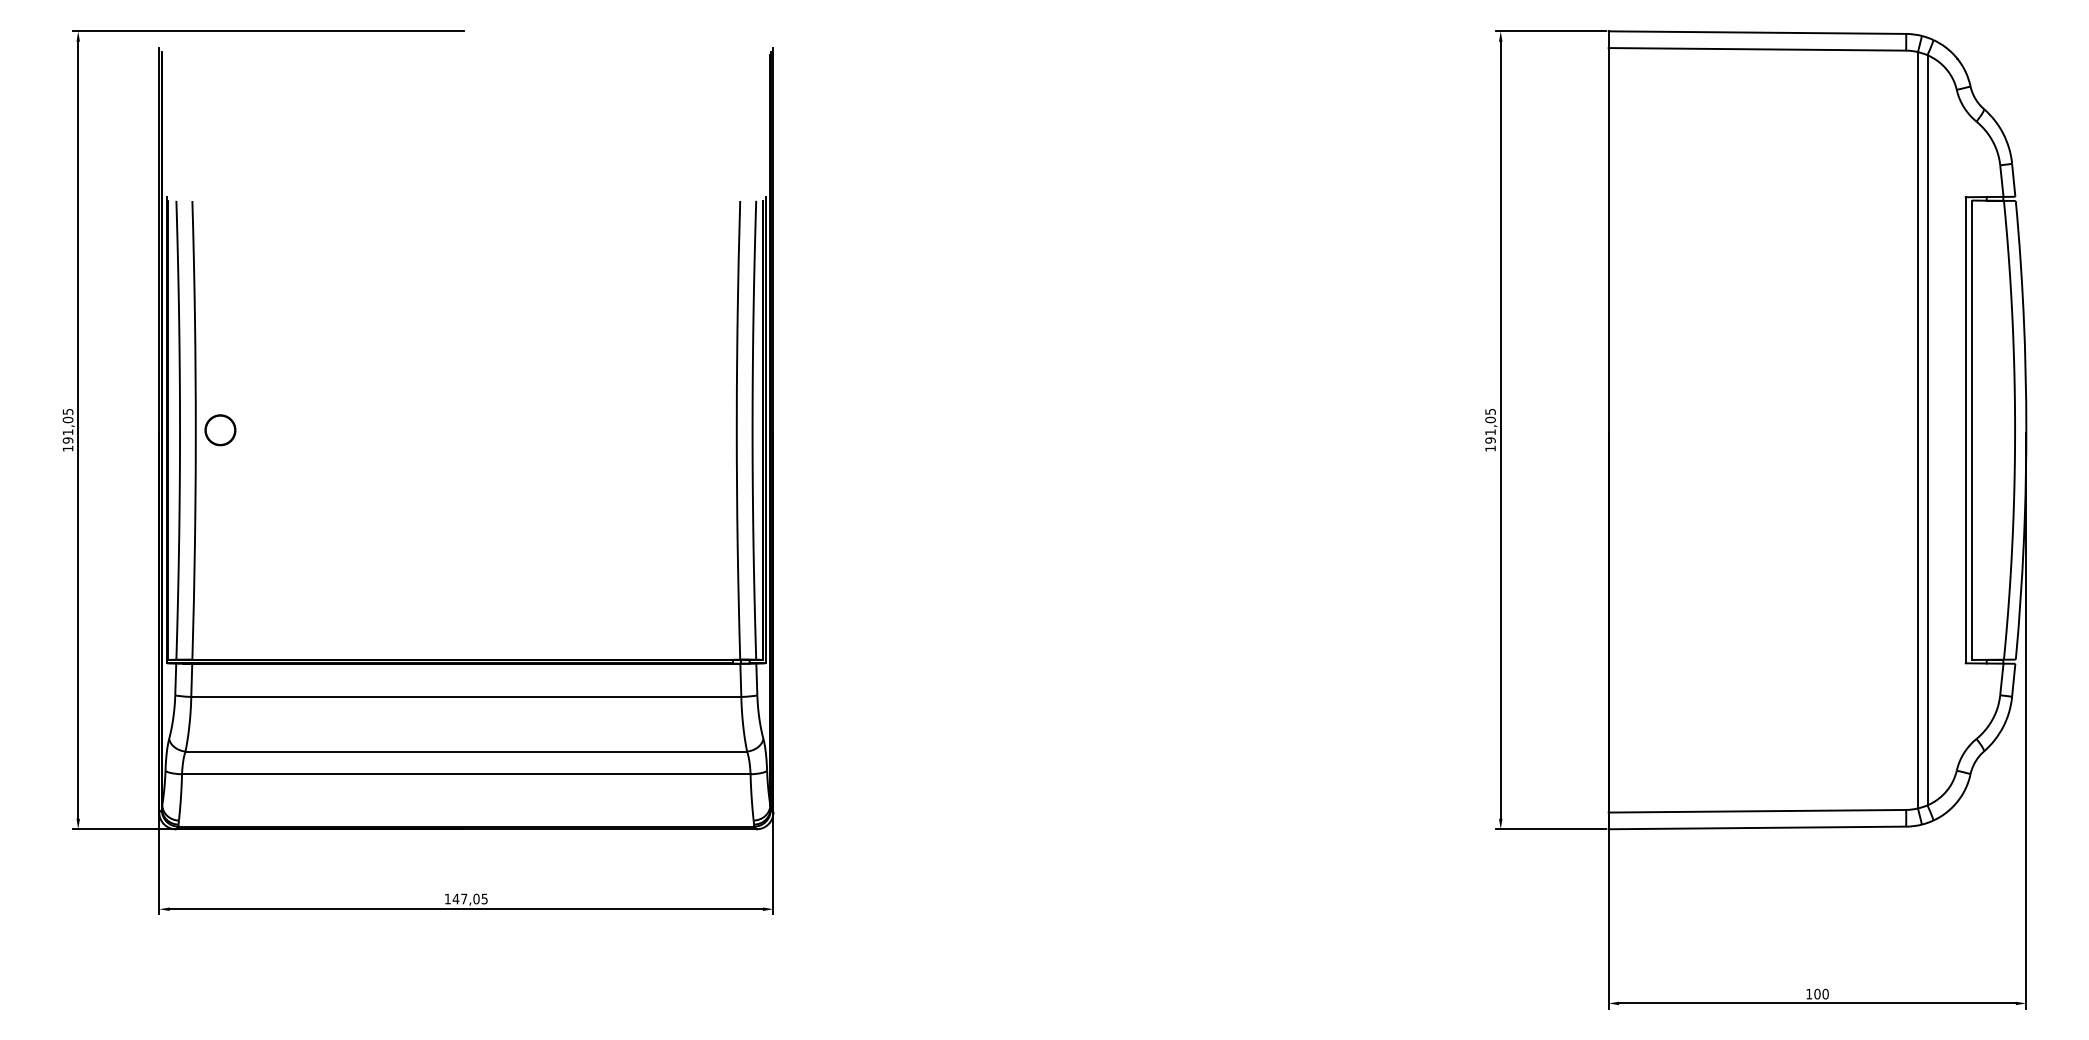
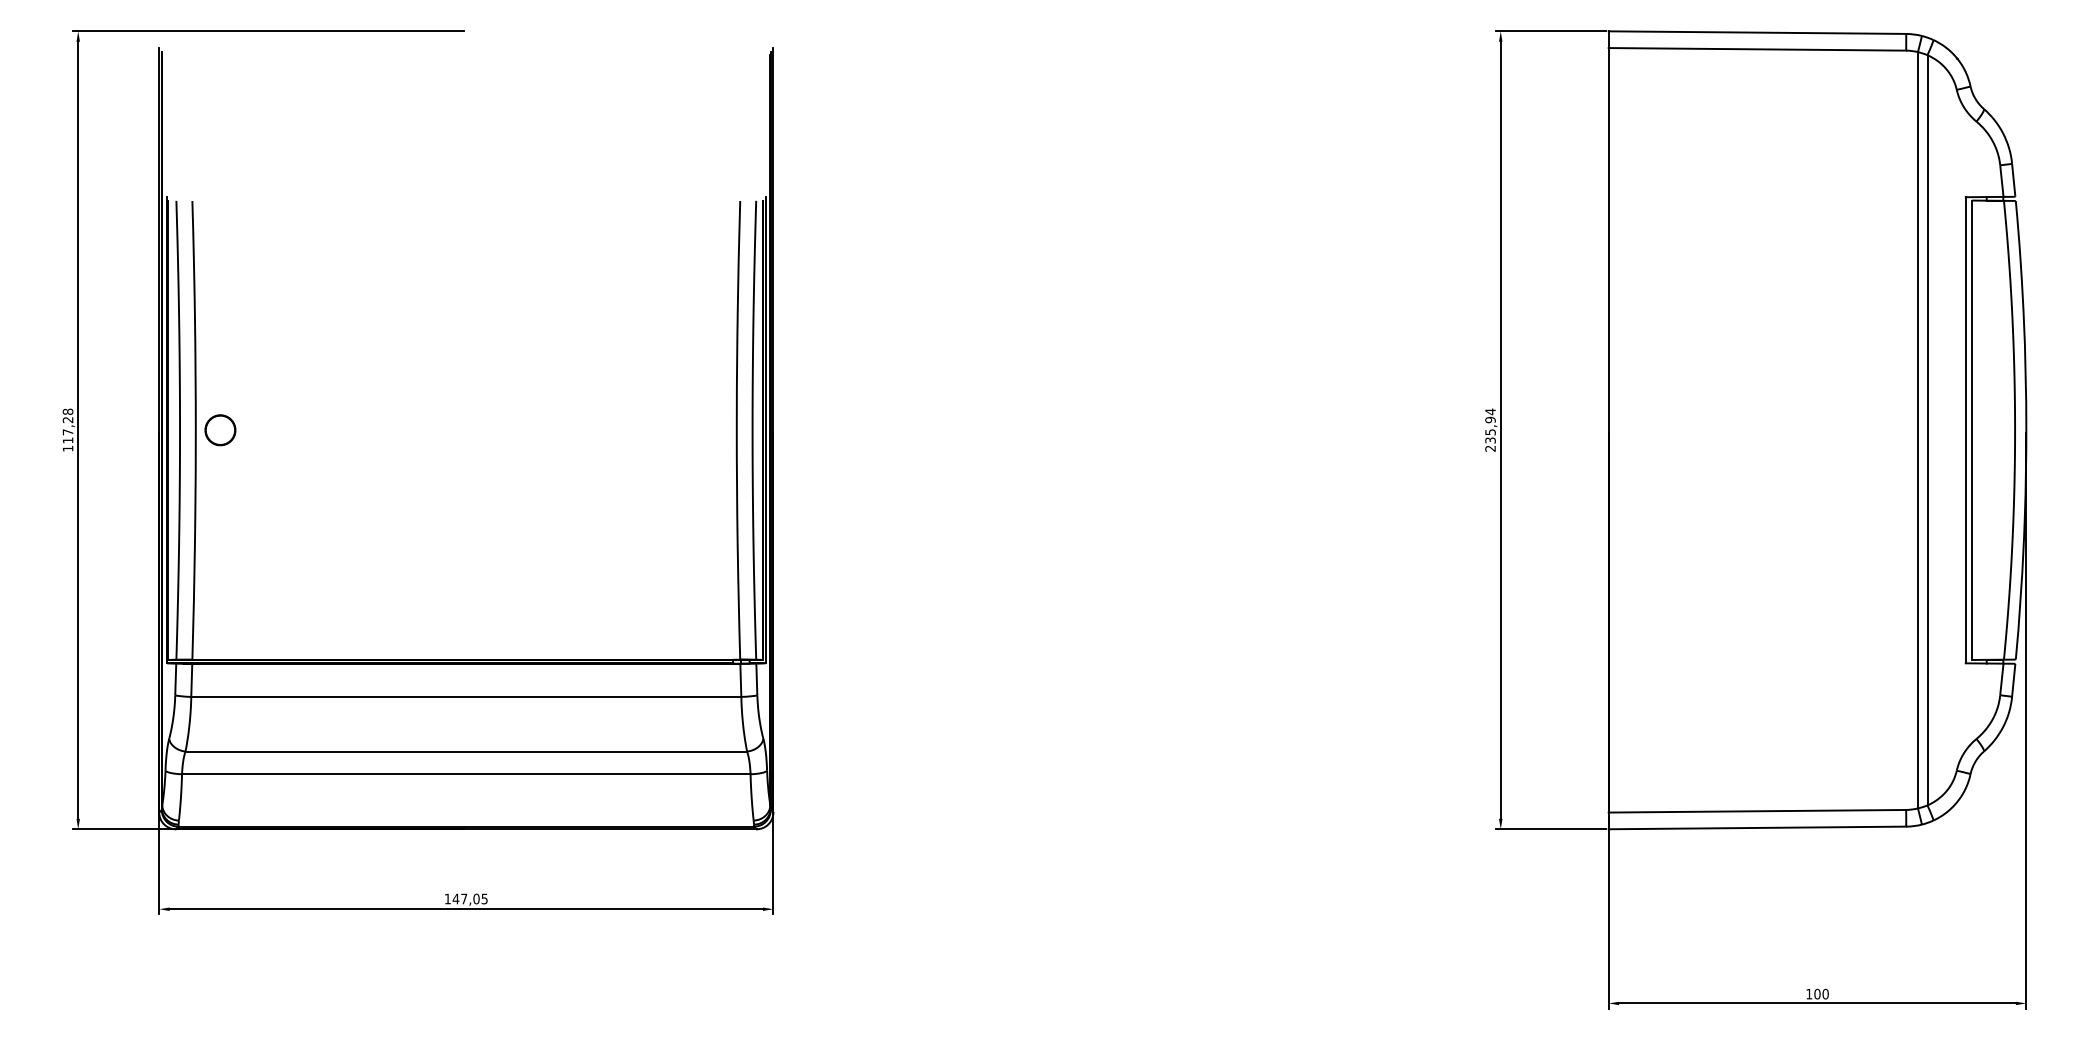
text: 191,05 -> 117,28 (67, 425)
text: 191,05 -> 235,94 (1490, 429)
